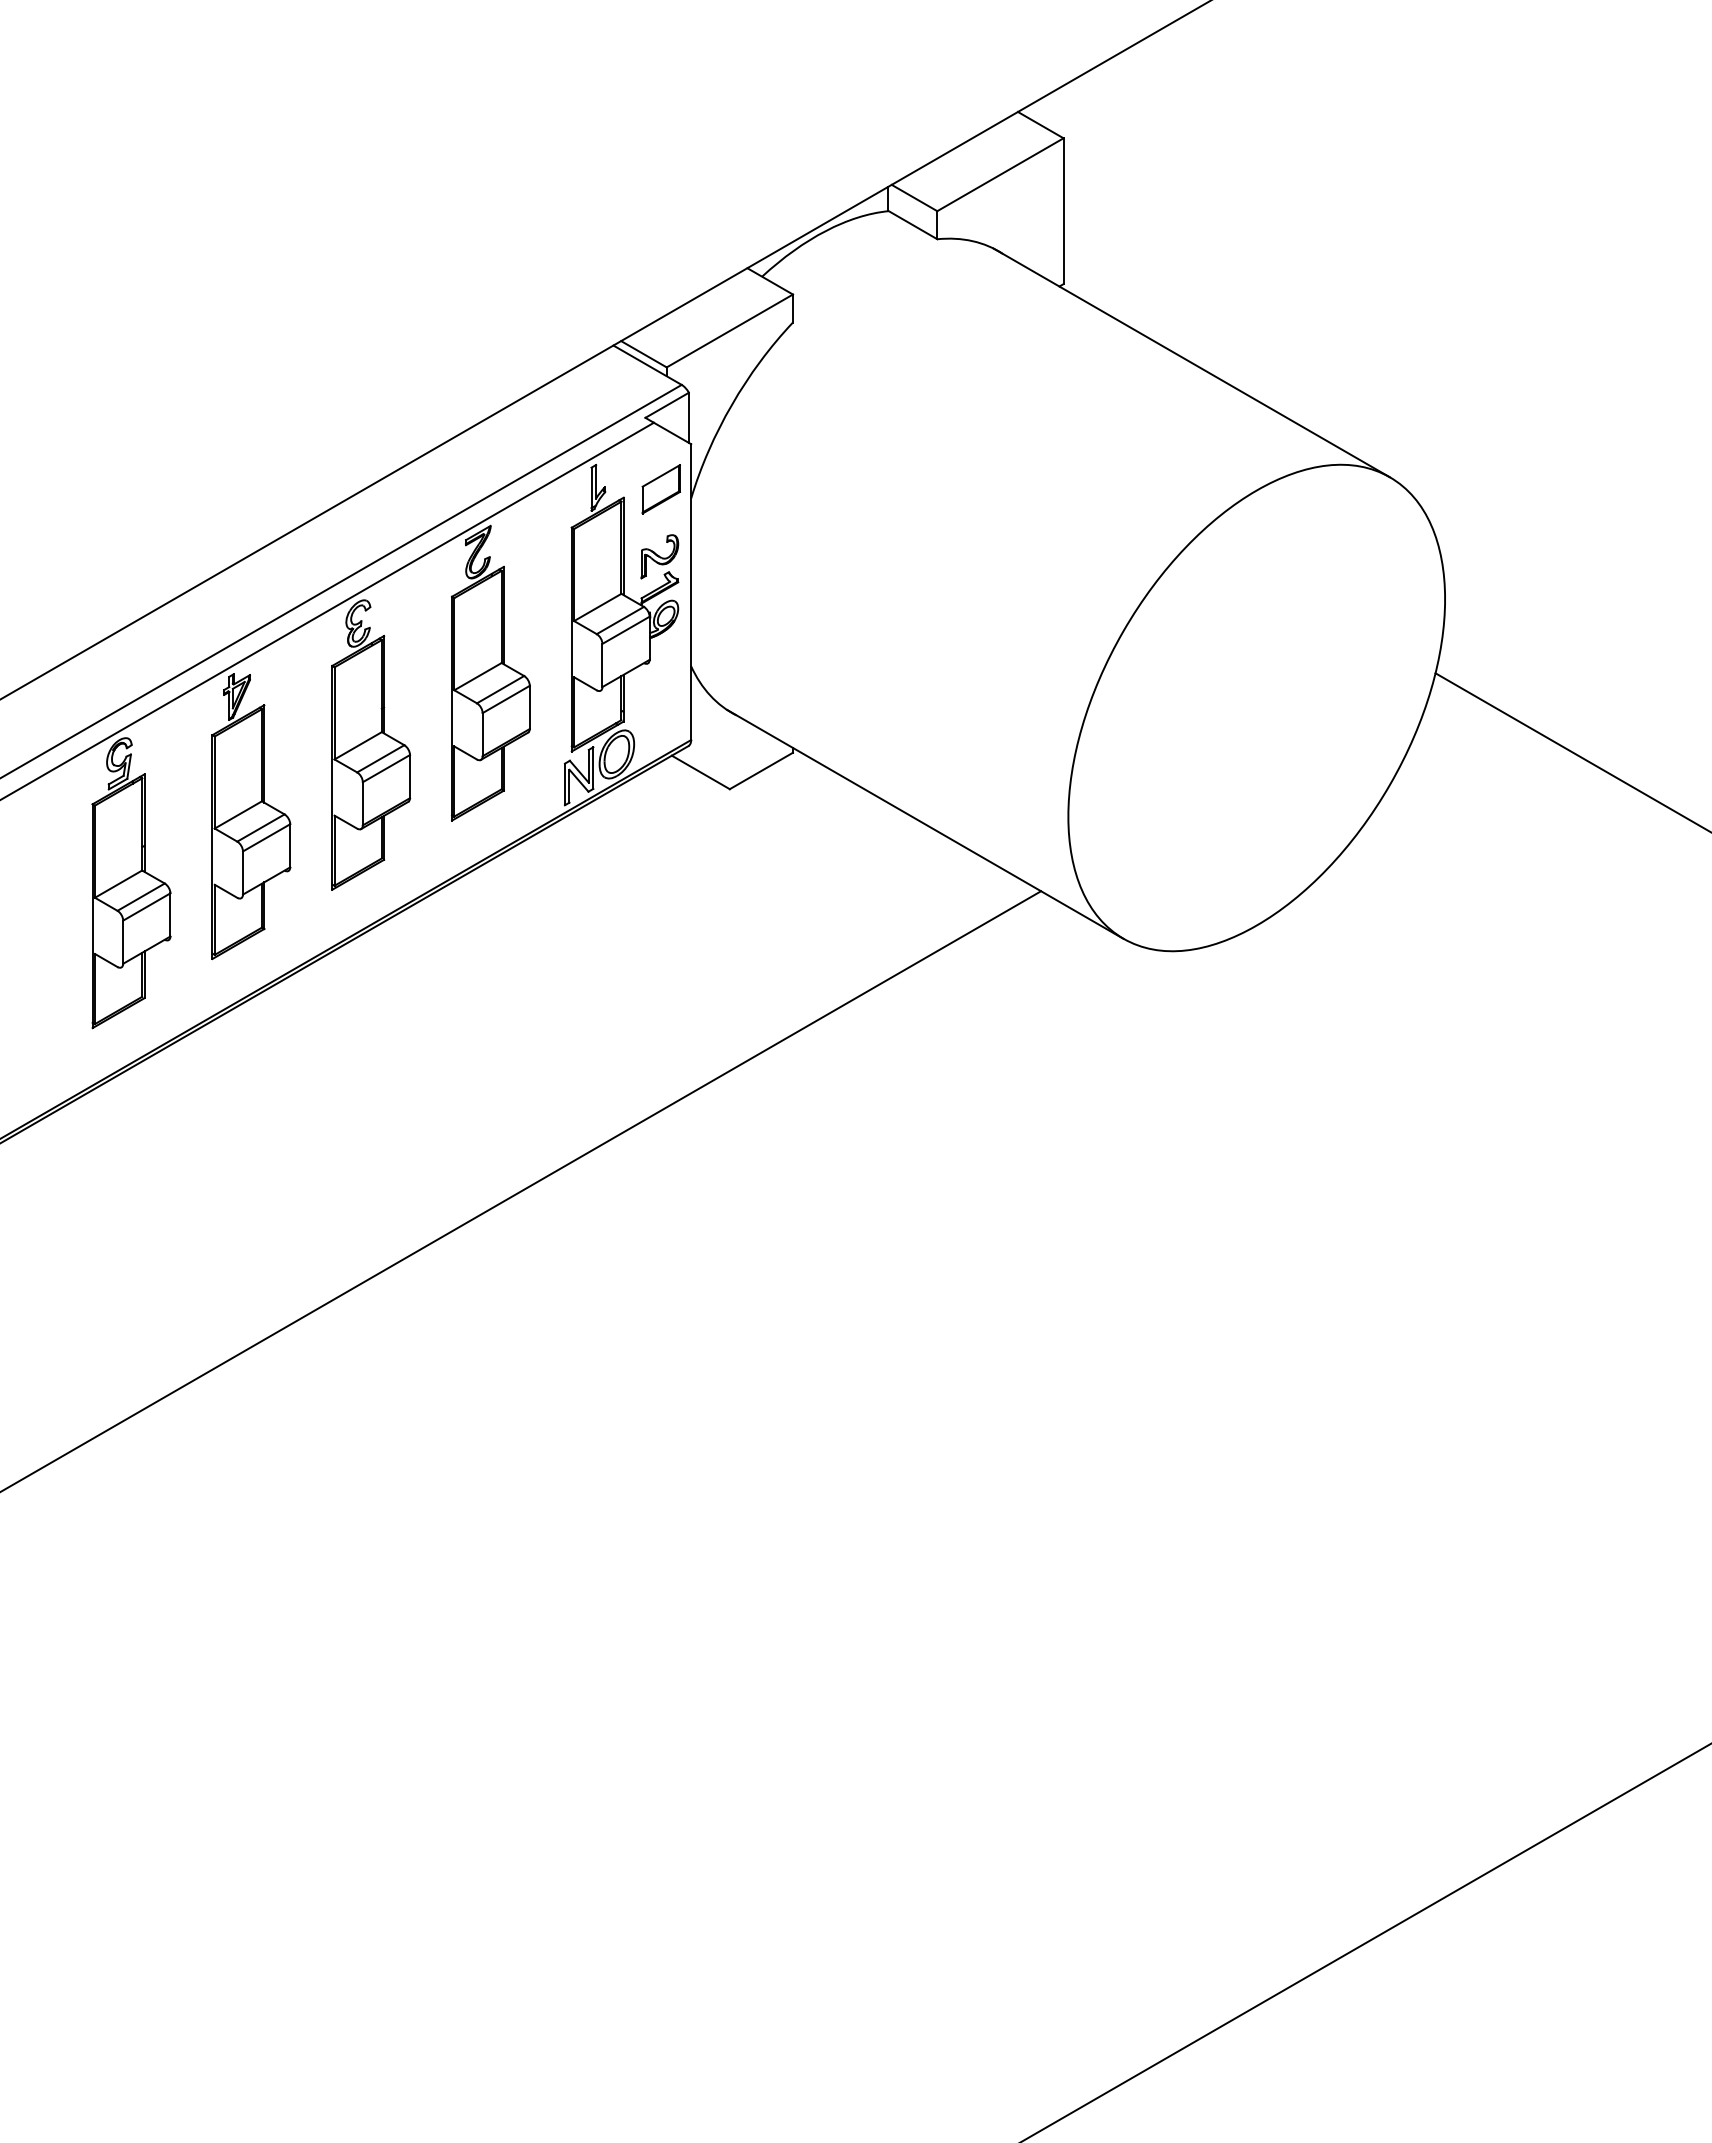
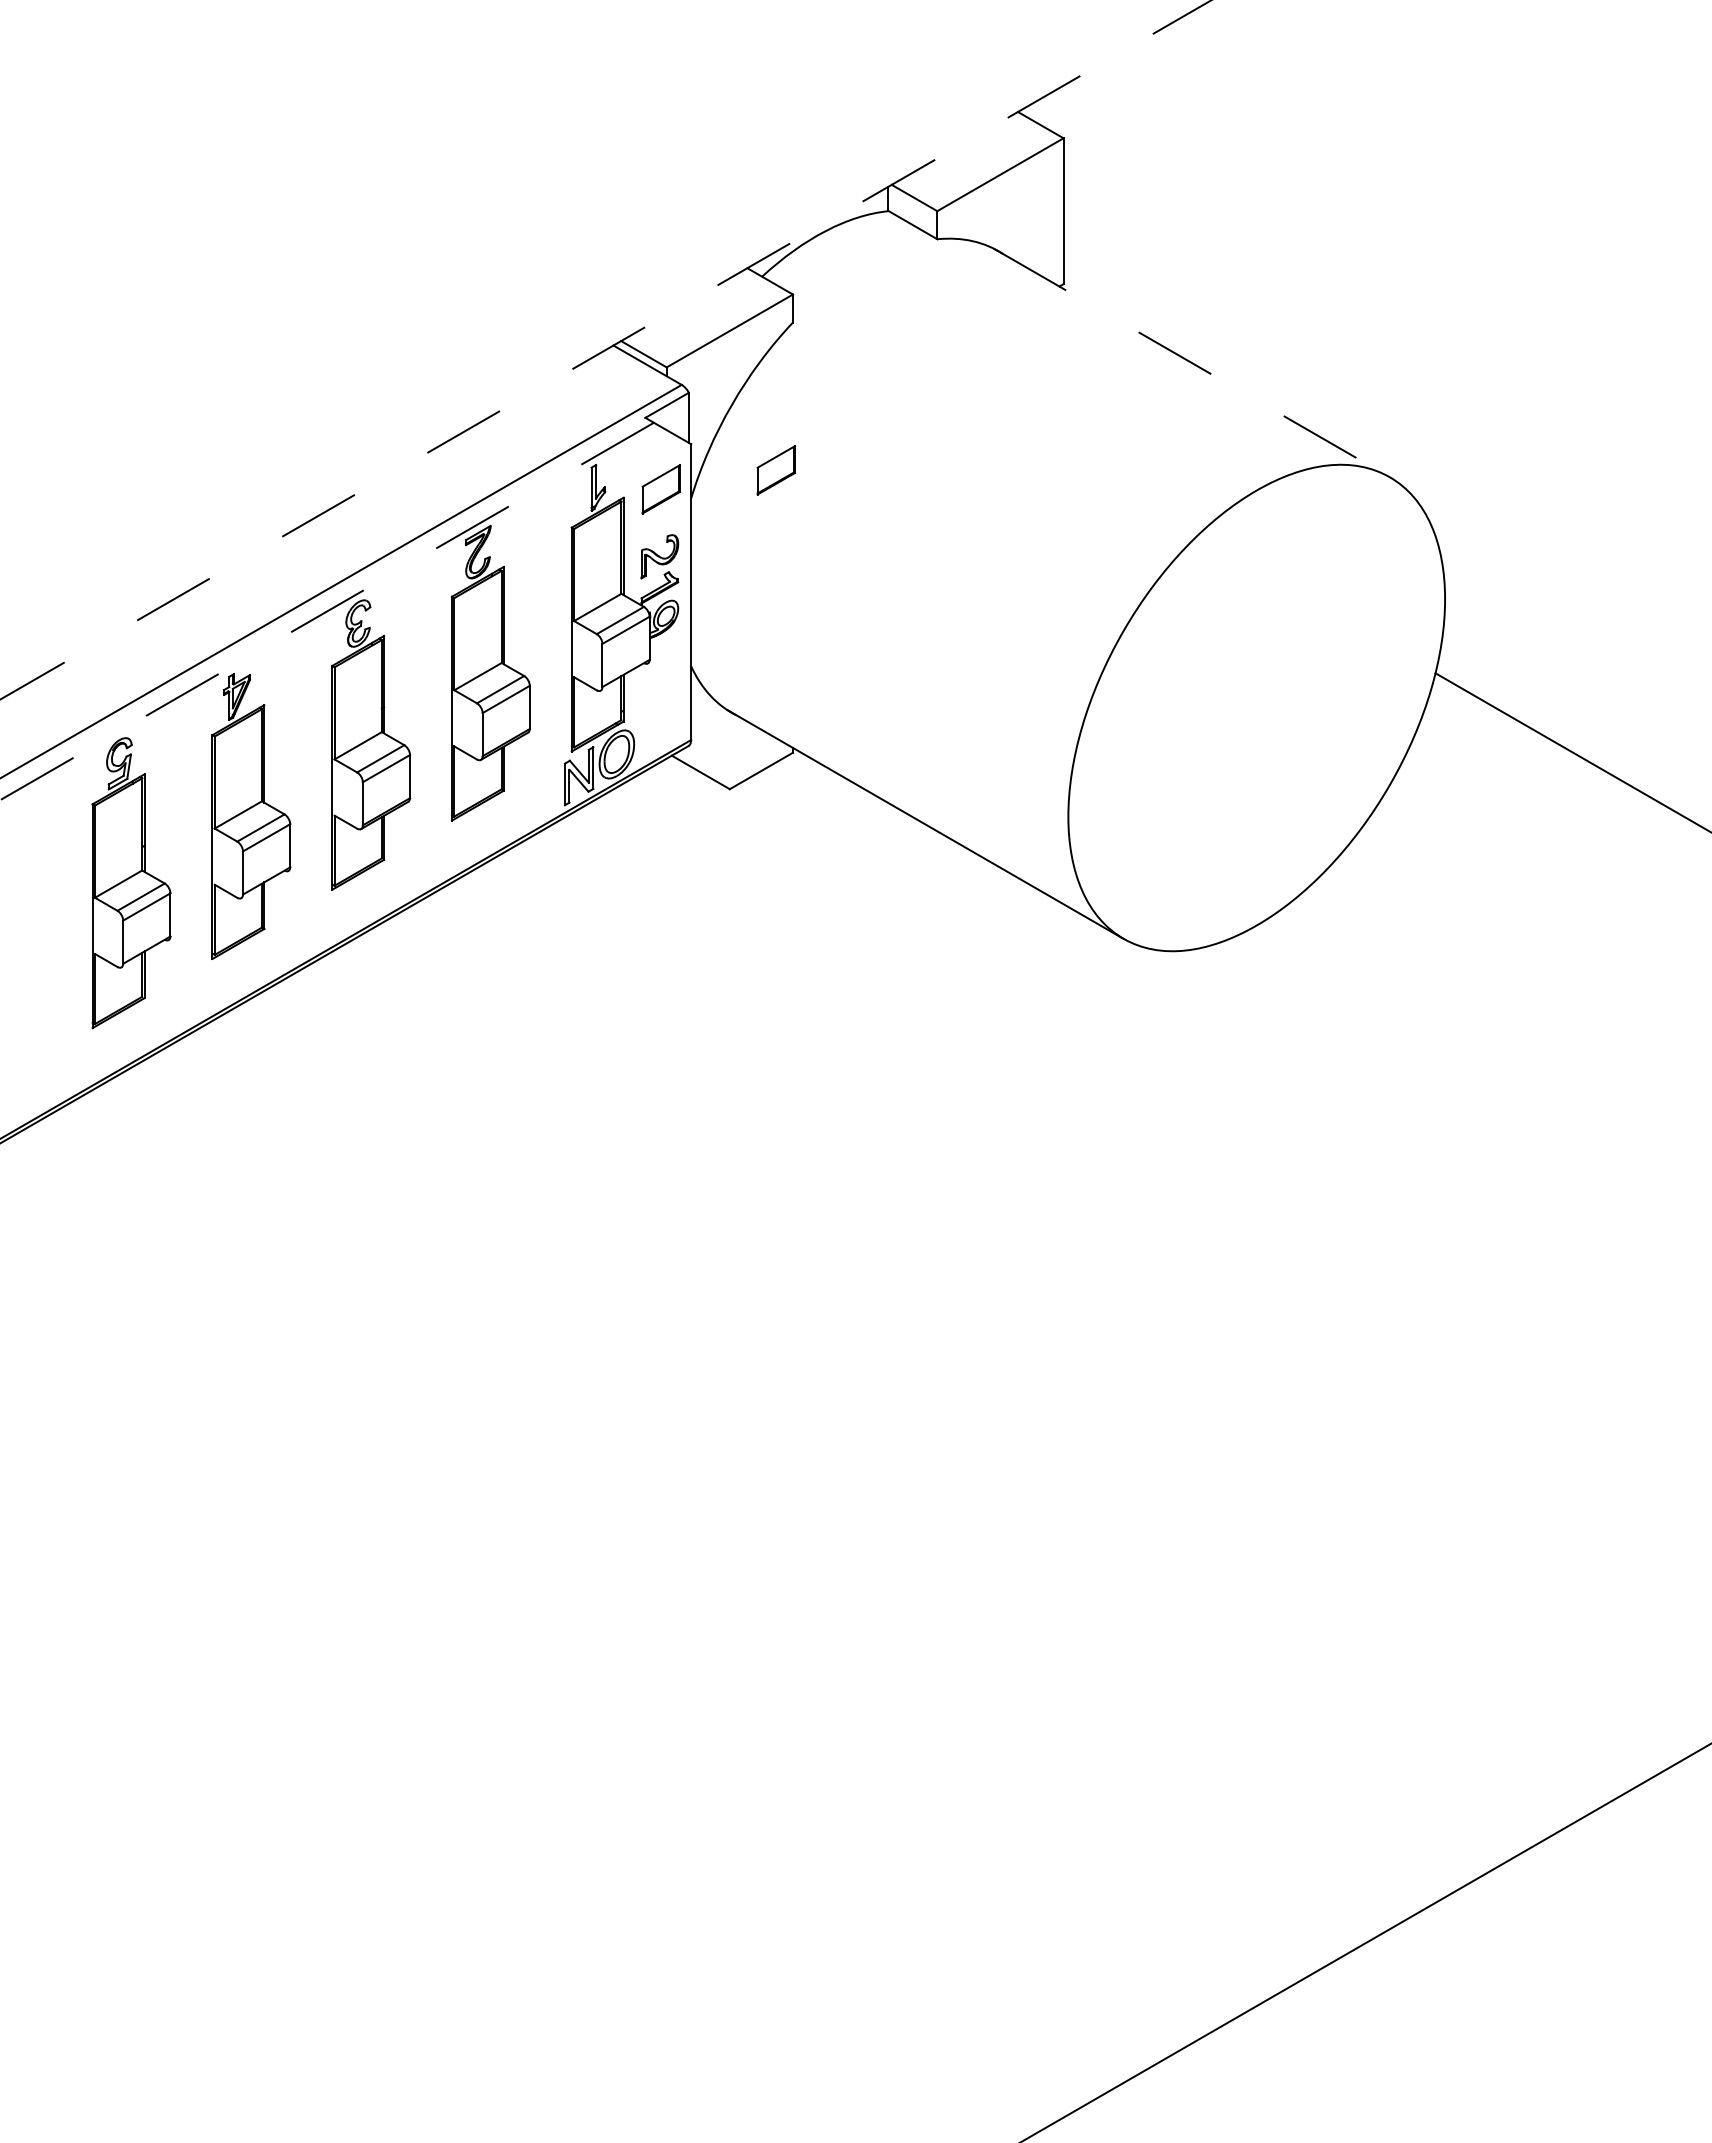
line: solid -> dashed (605, 350)
line: solid -> dashed (1191, 362)
part: none -> present (775, 470)
line: solid -> dashed (326, 611)
line: present -> none (521, 1190)
